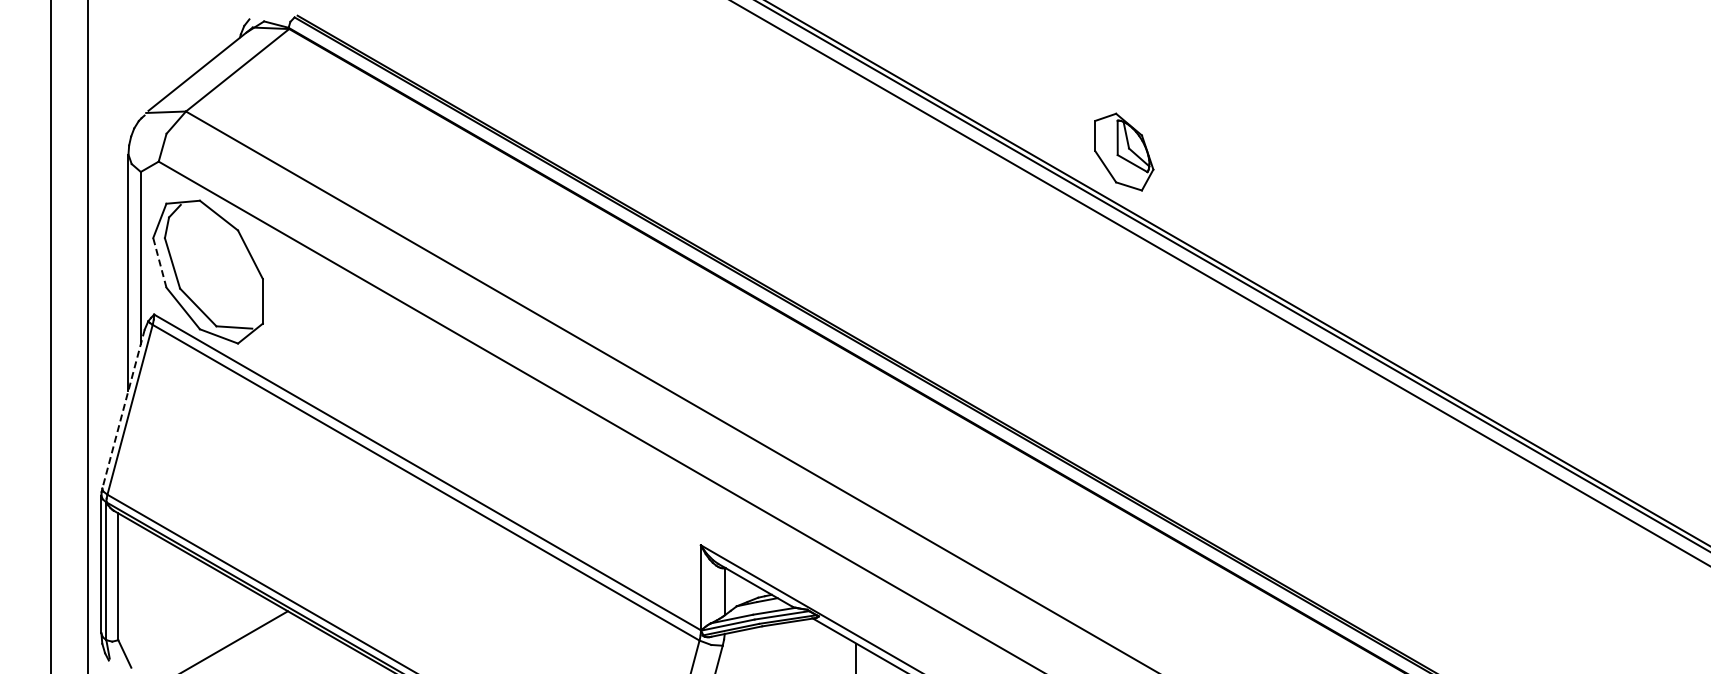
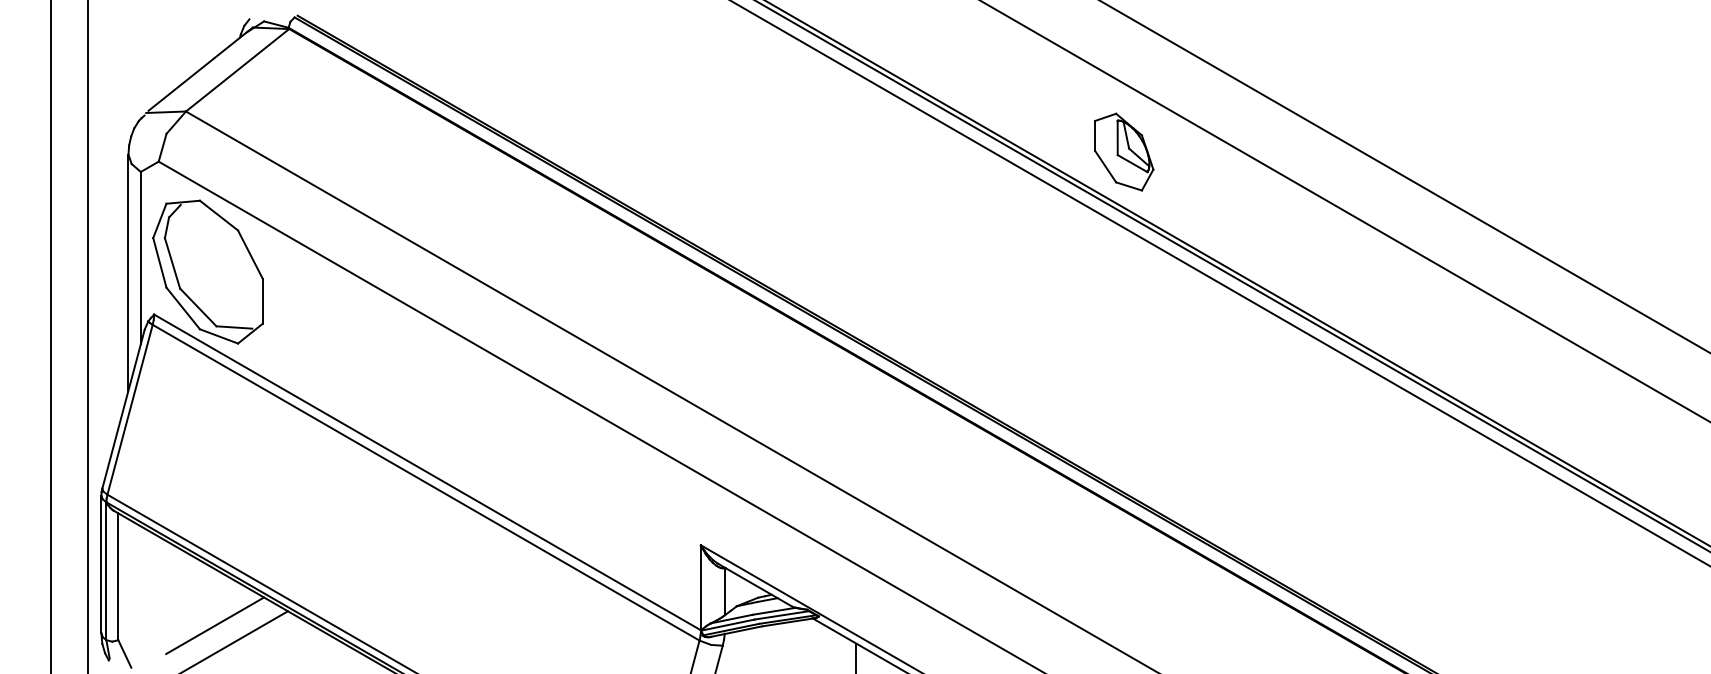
line: none -> present (1405, 176)
line: none -> present (1345, 211)
line: dashed -> solid (159, 262)
line: dashed -> solid (123, 409)
line: none -> present (215, 625)
